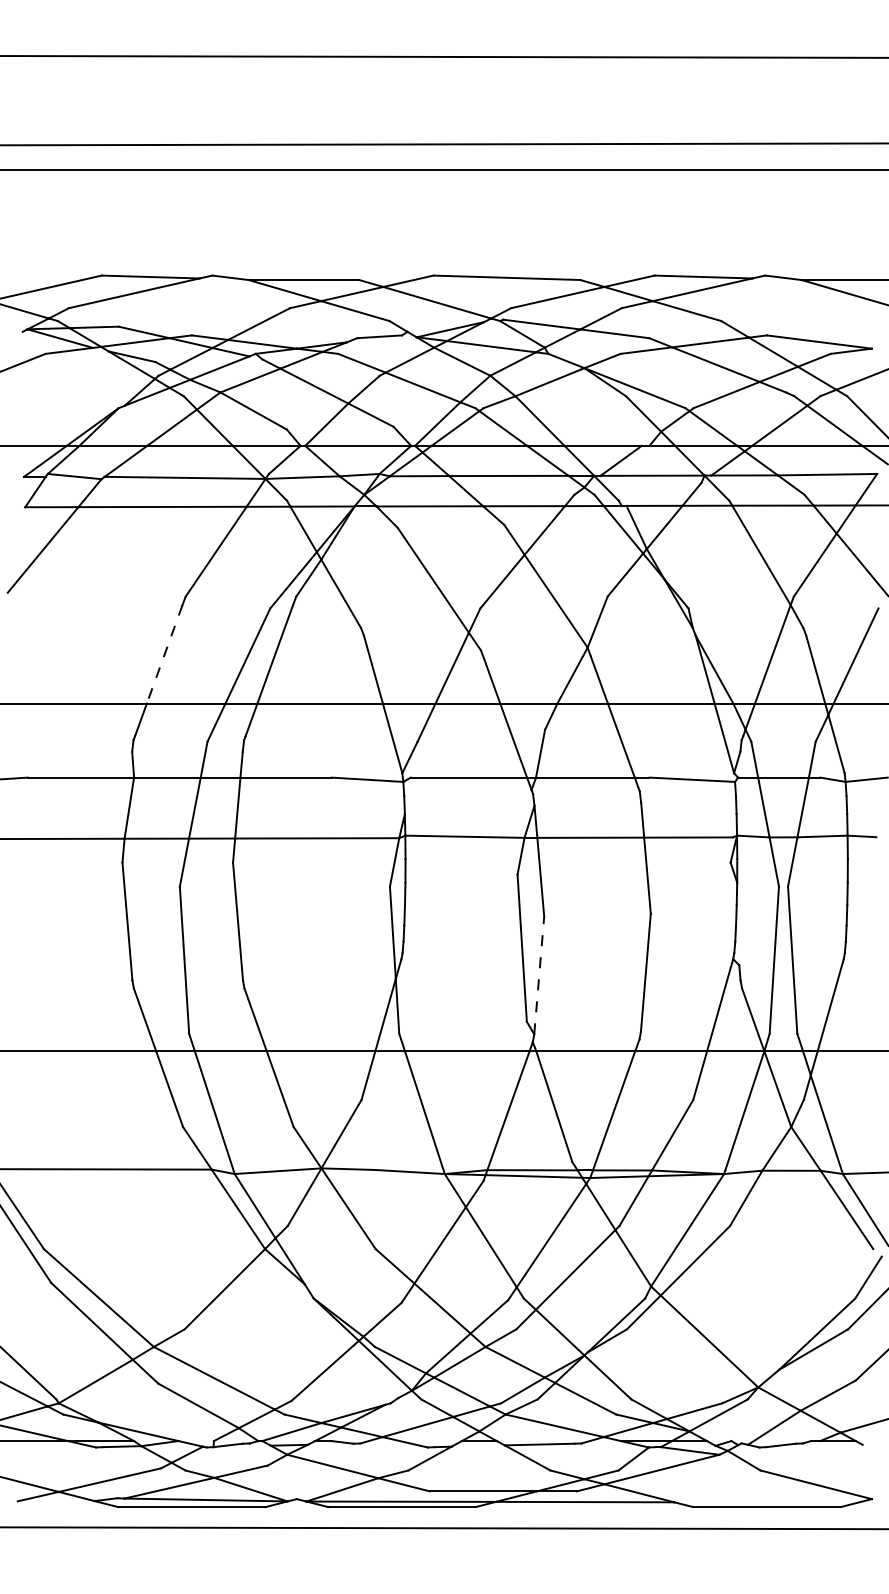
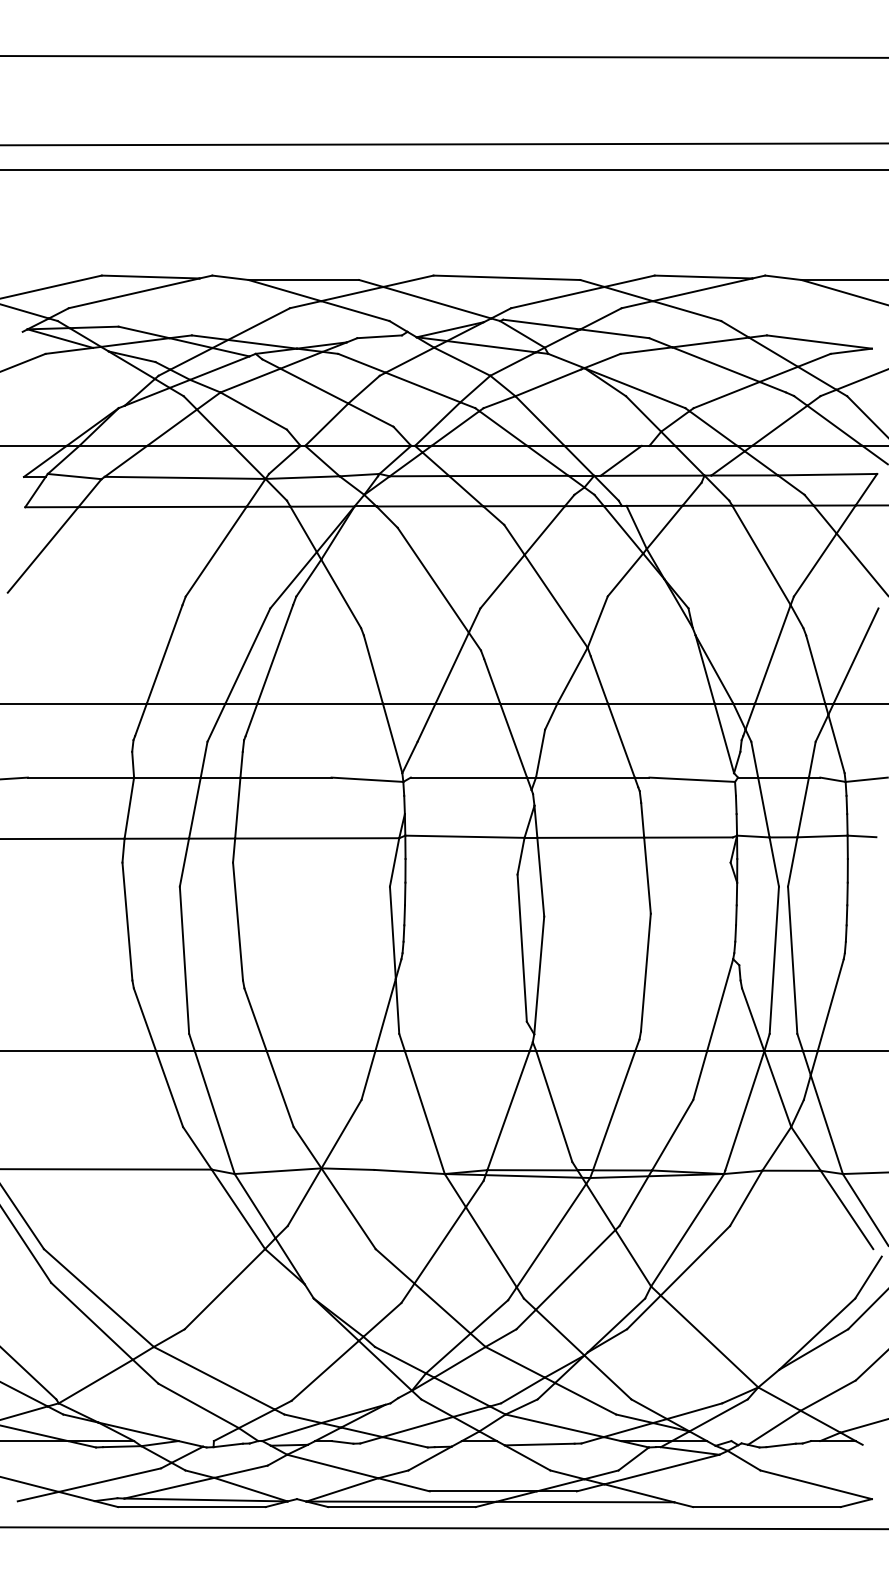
line: dashed -> solid (164, 654)
line: dashed -> solid (539, 974)
